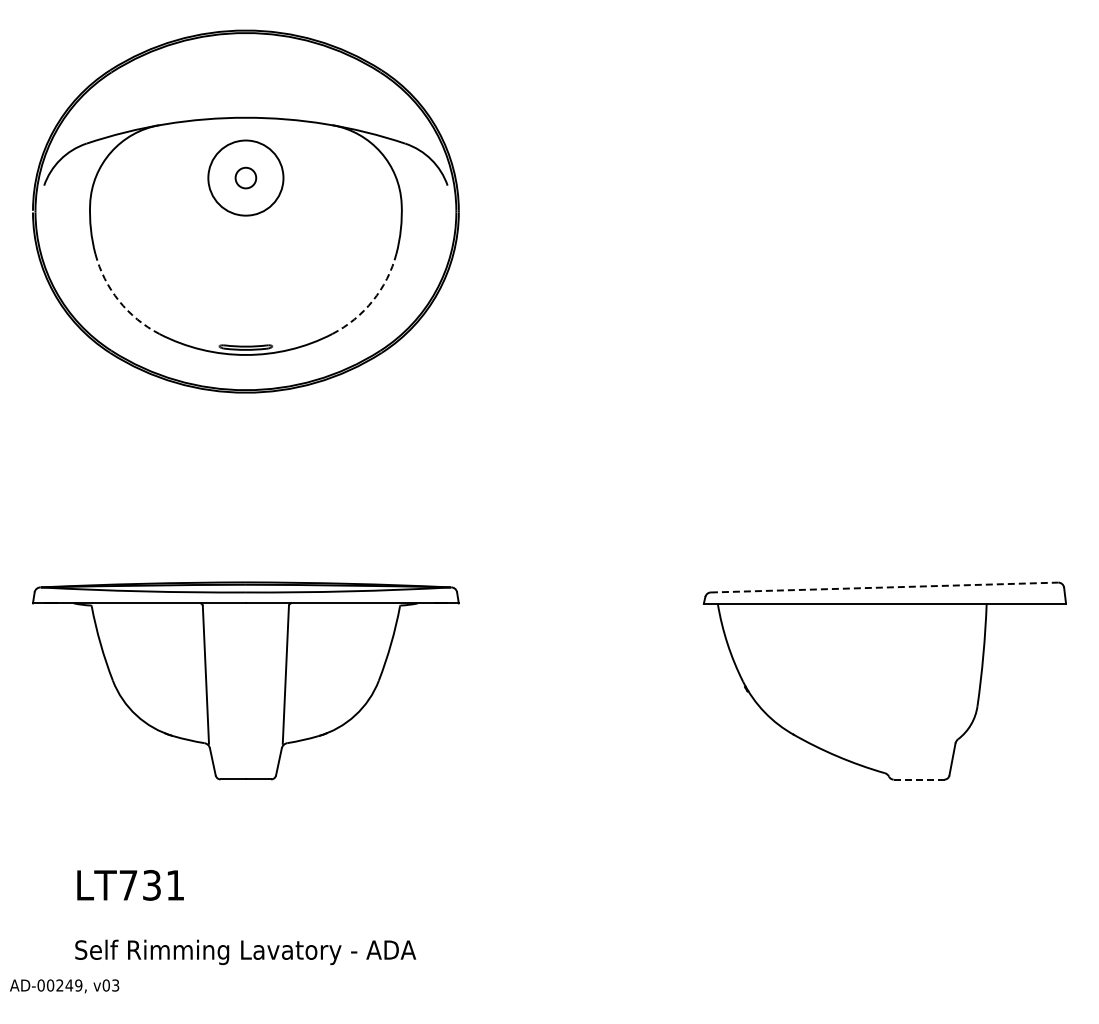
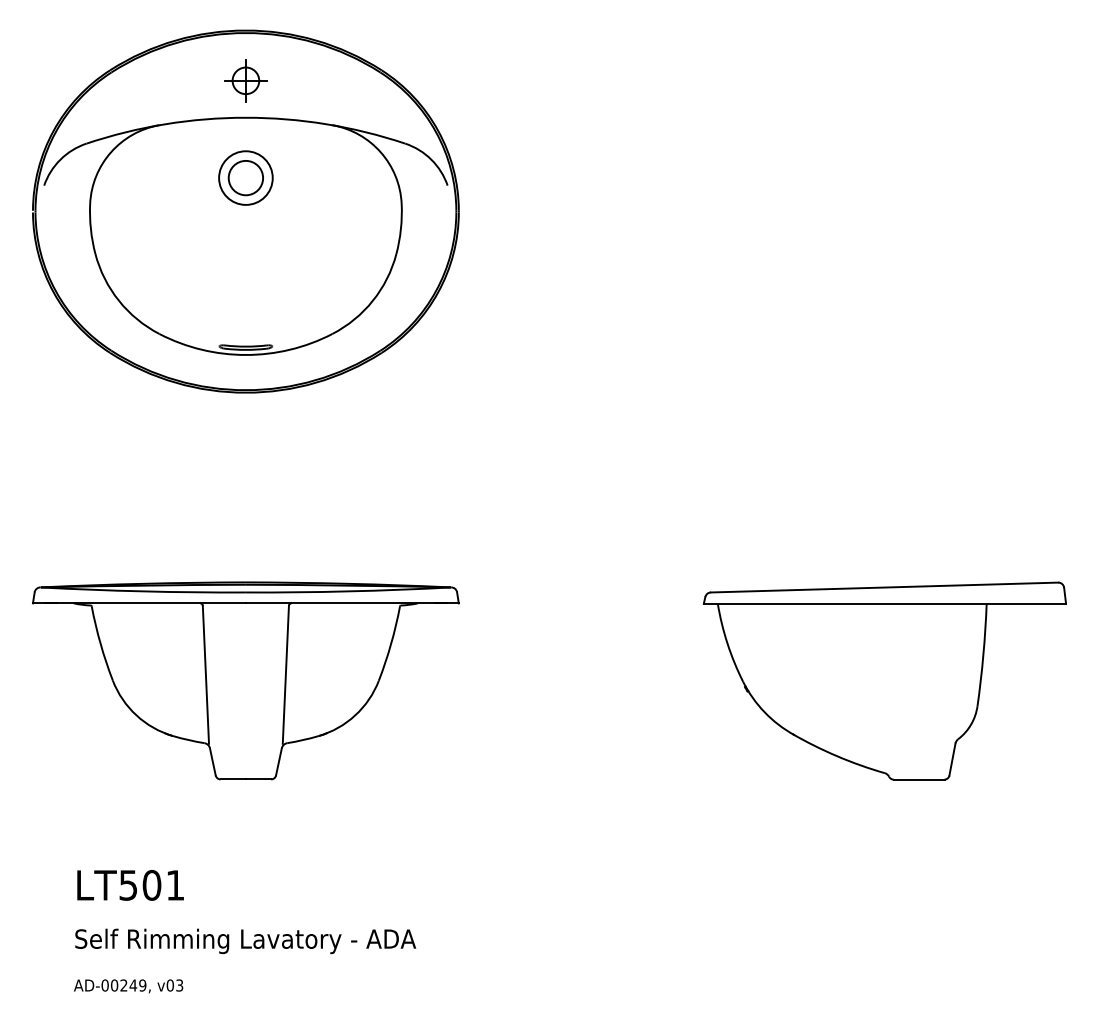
part: none -> present (245, 80)
circle diameter: 21 px -> 34 px (245, 177)
circle diameter: 75 px -> 54 px (245, 177)
arc: dashed -> solid (118, 300)
arc: dashed -> solid (372, 300)
line: dashed -> solid (884, 587)
line: dashed -> solid (919, 779)
text: LT731 -> LT501 (140, 885)
text position: (245, 952) -> (245, 941) (245, 941)
text position: (64, 986) -> (128, 986) (128, 986)
